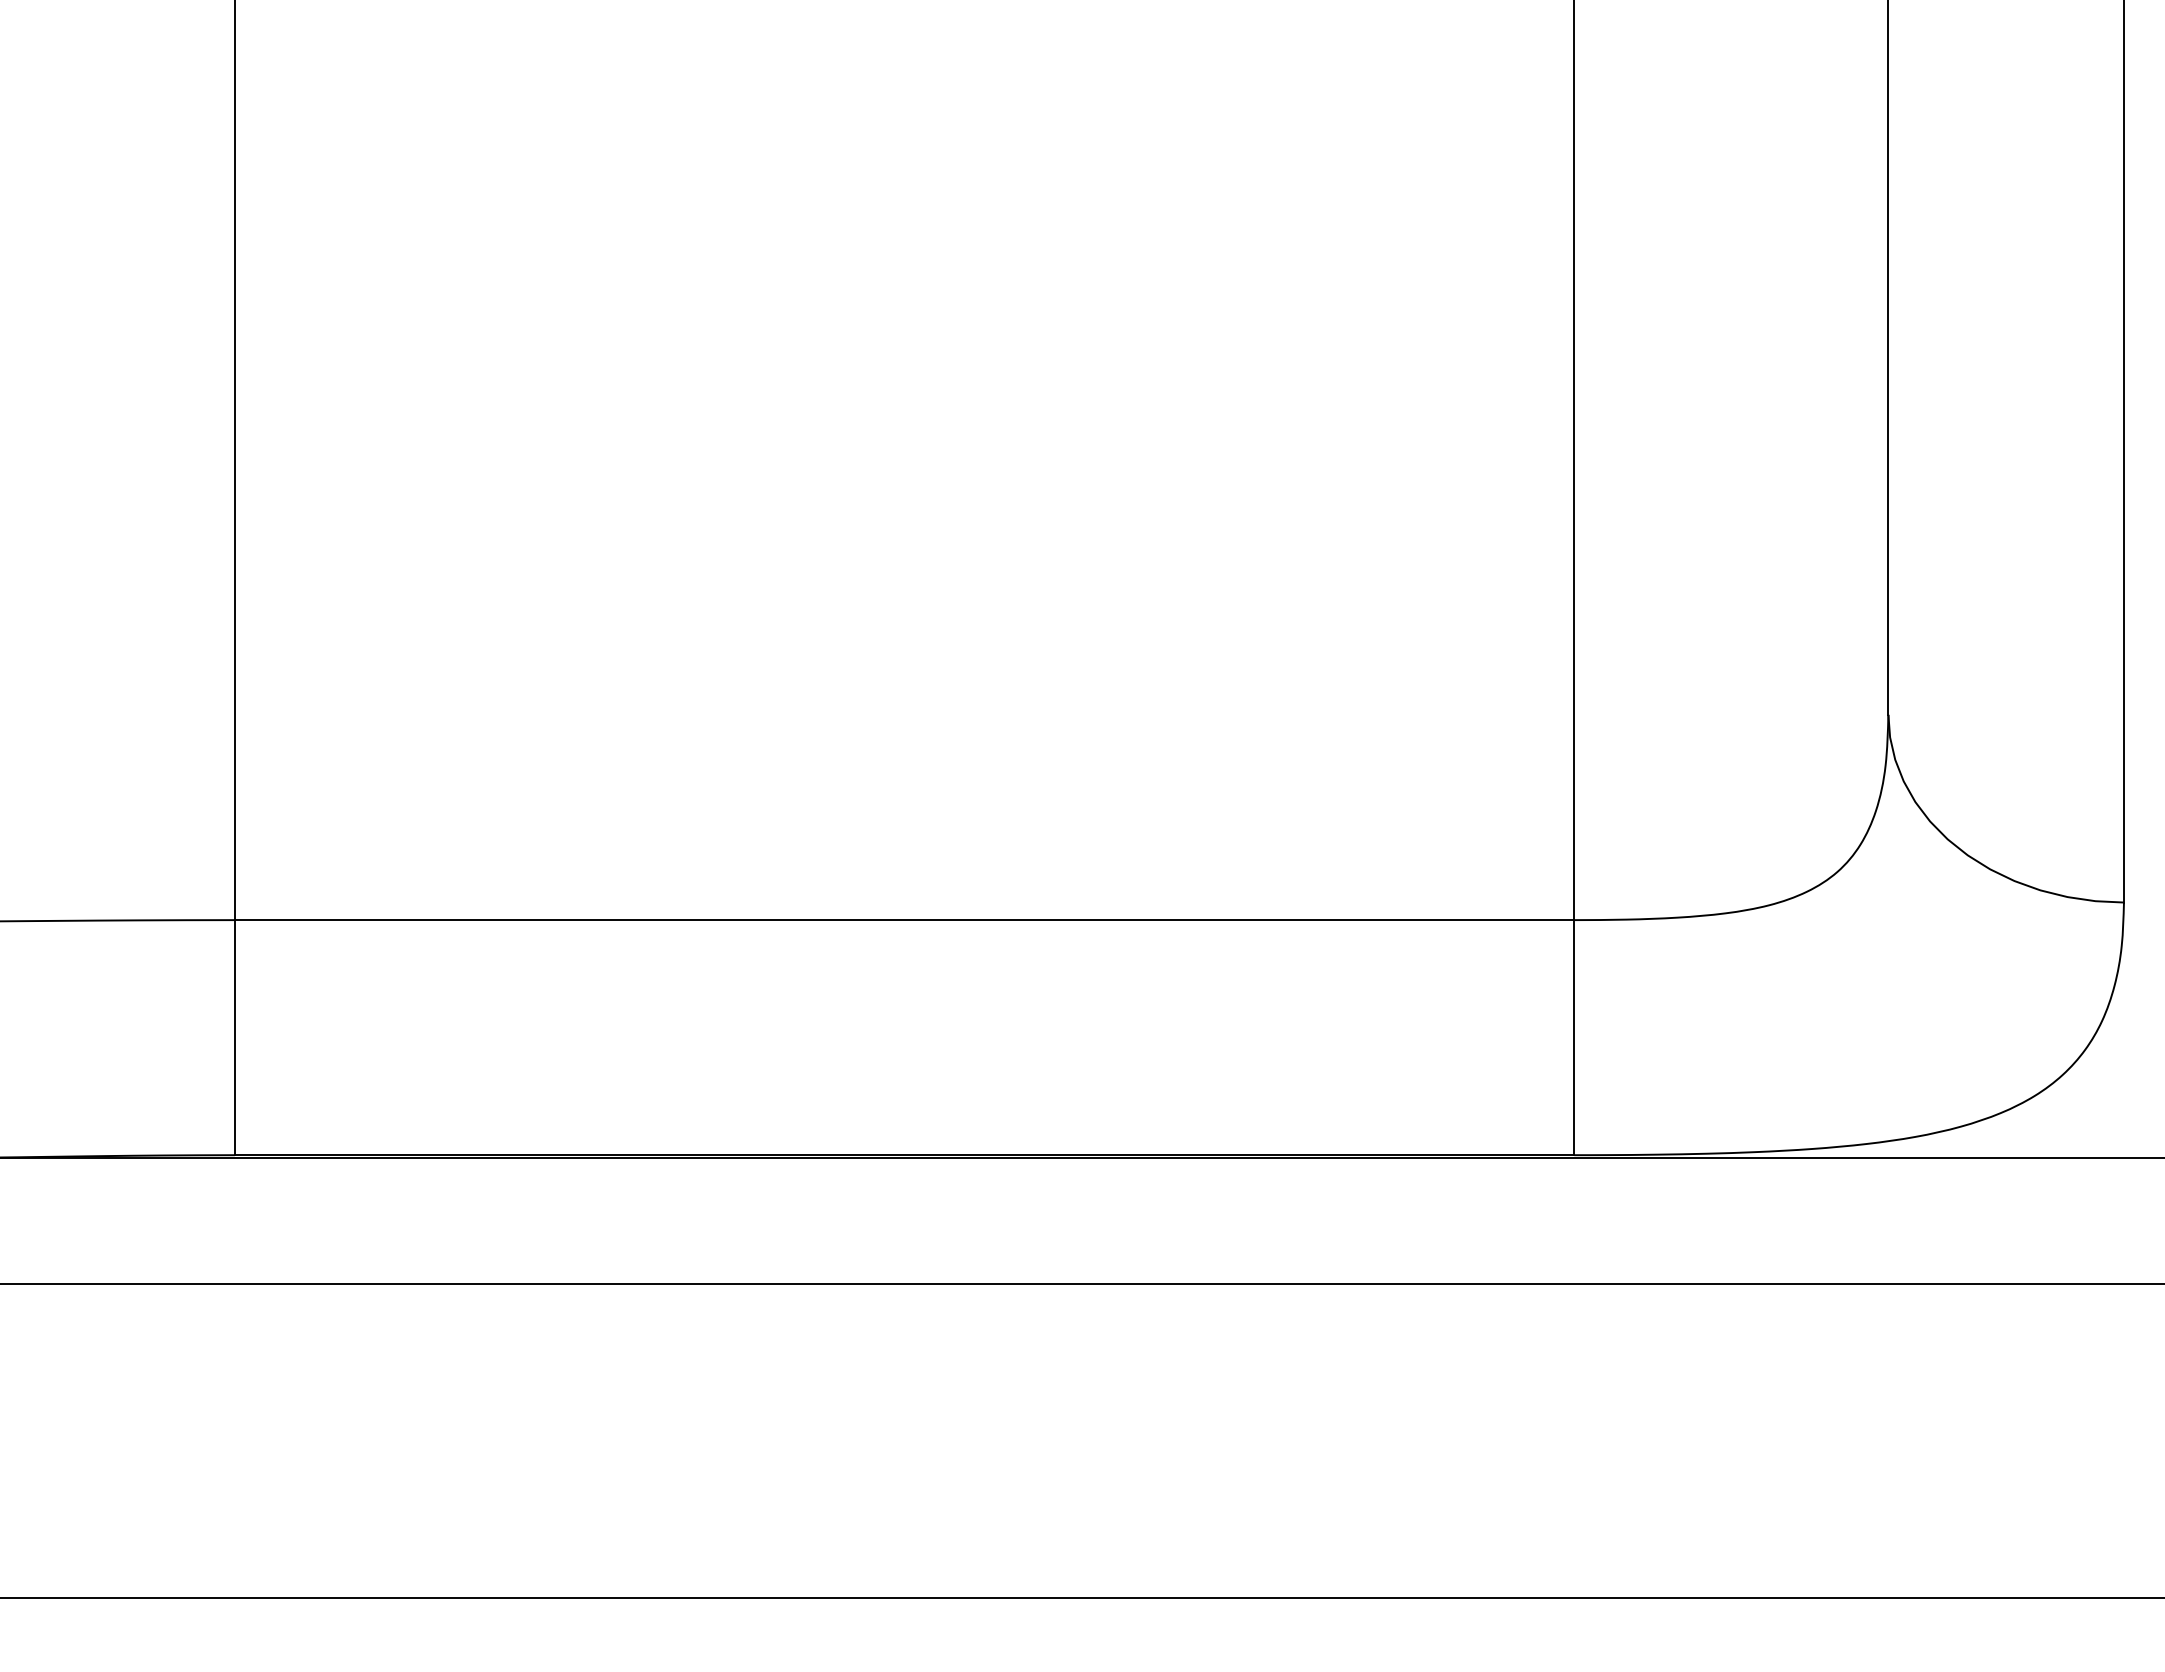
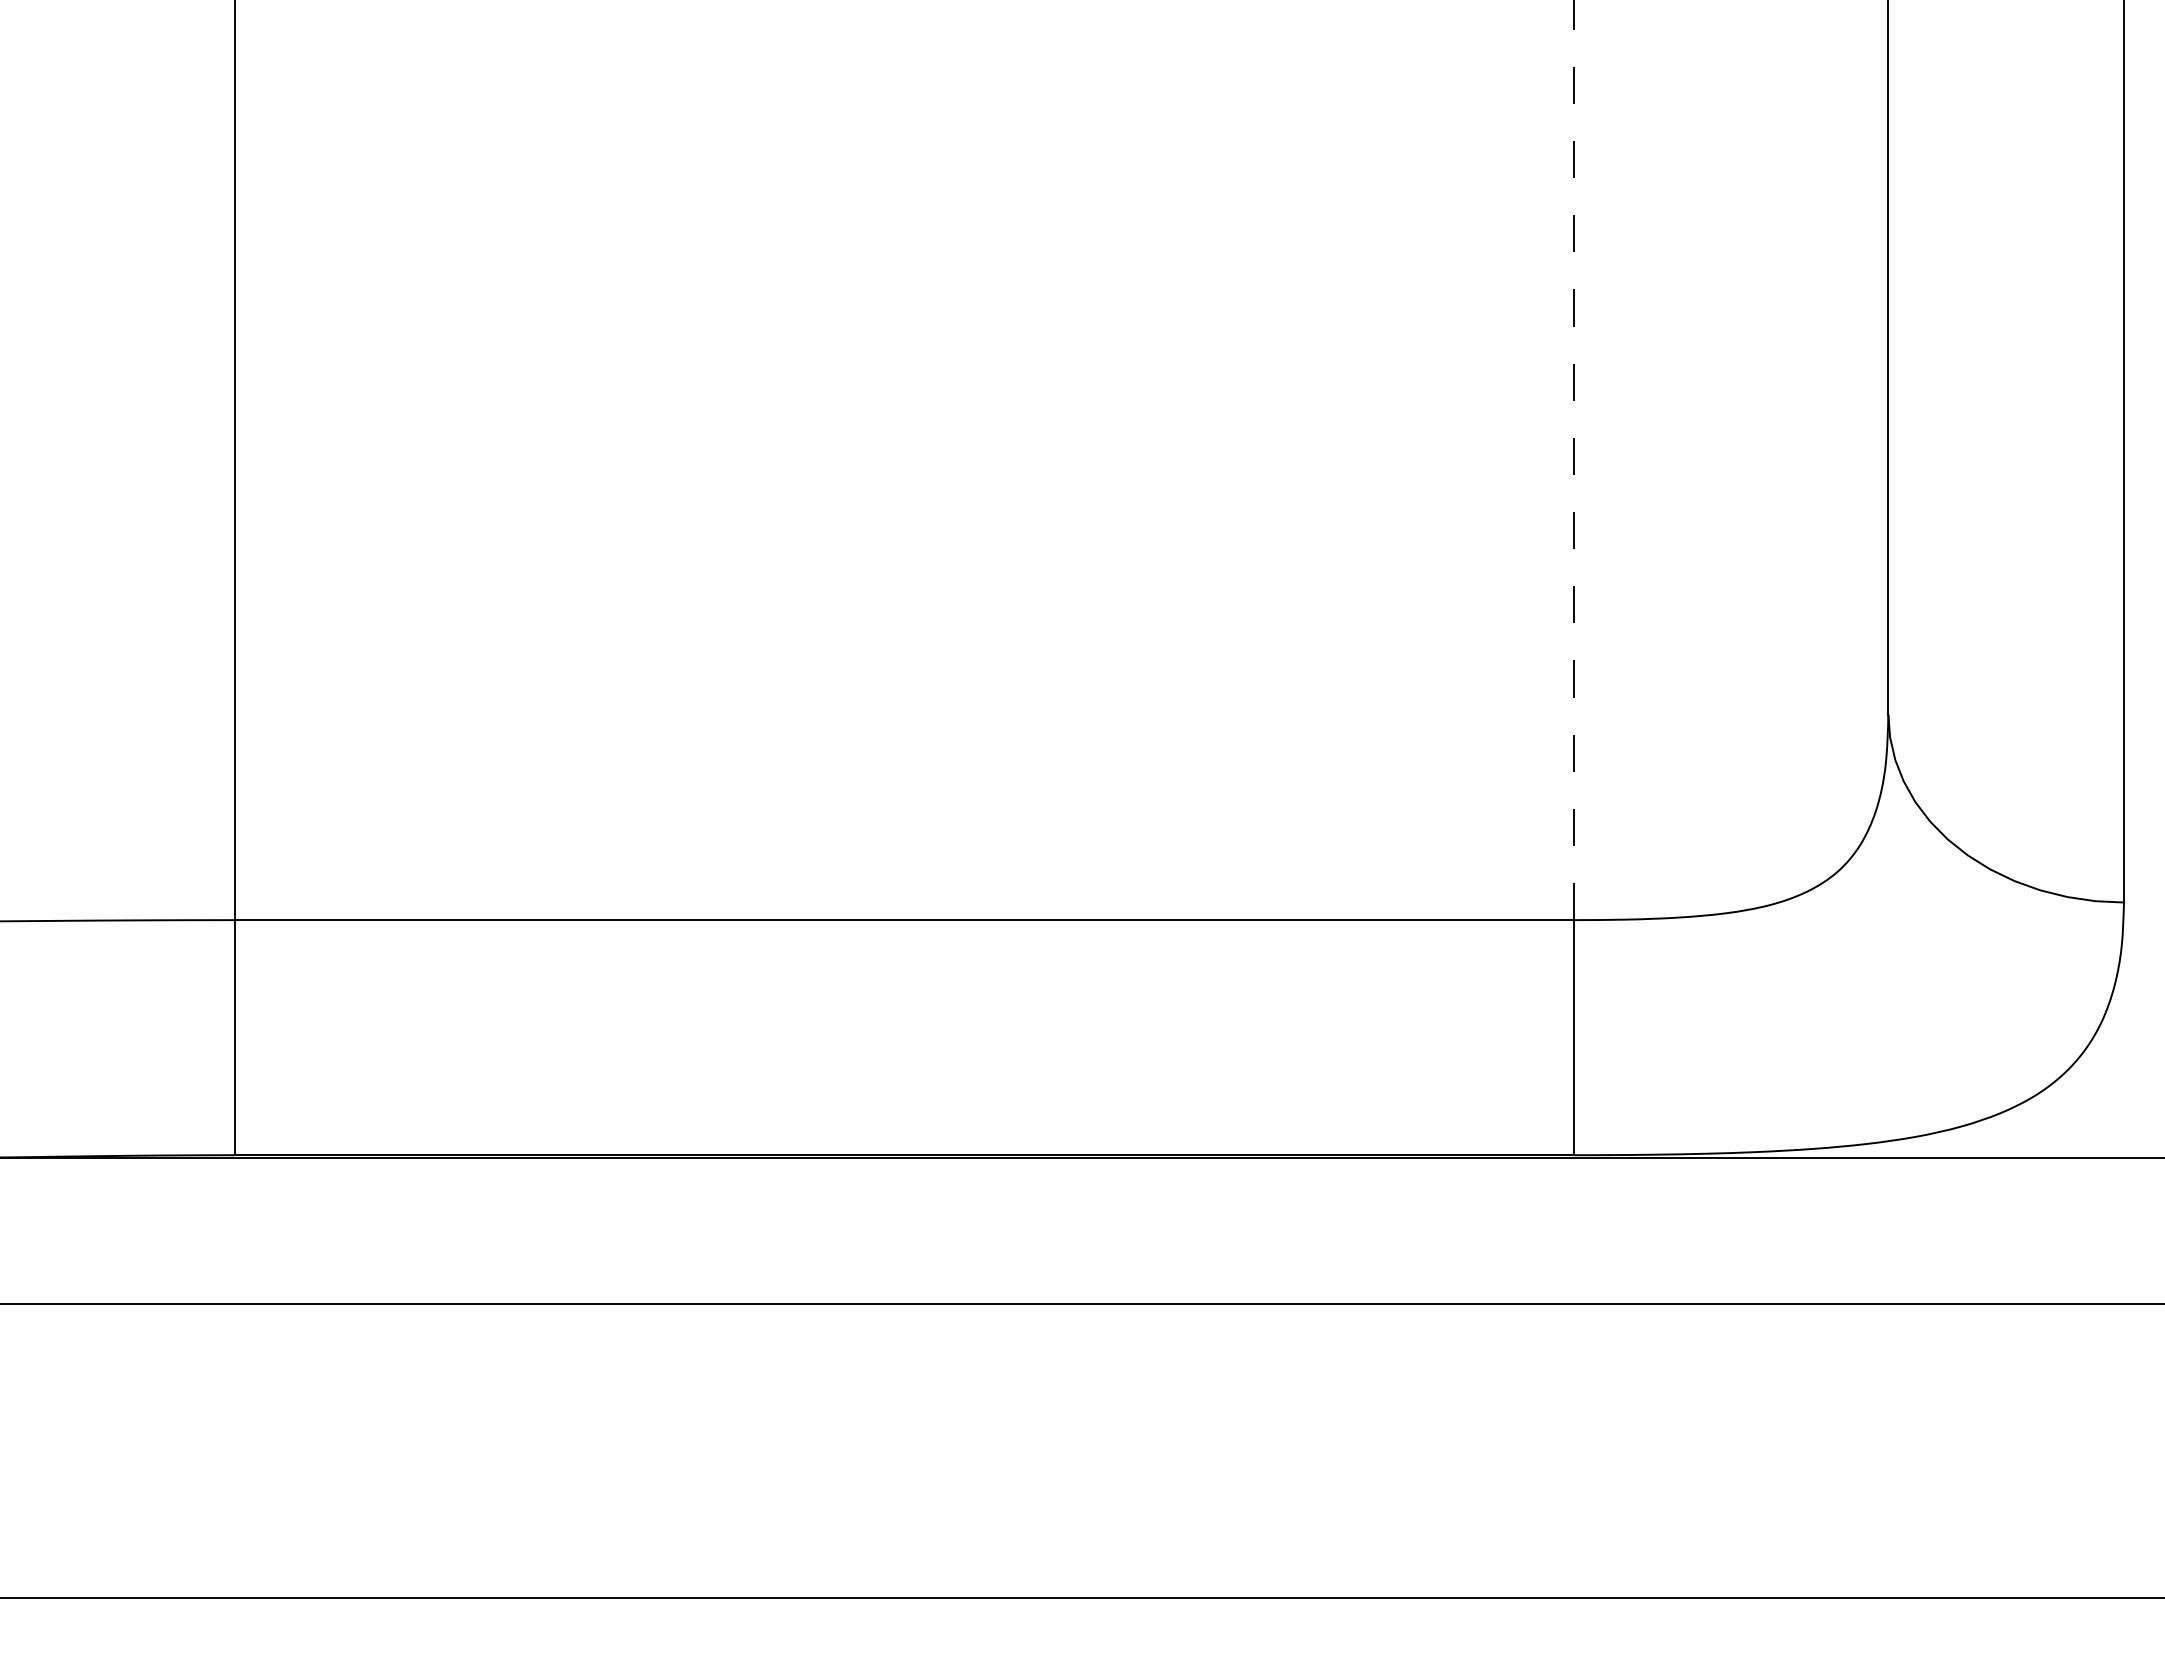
line: solid -> dashed (1574, 460)
line position: (1081, 1283) -> (1081, 1303) (1081, 1303)
